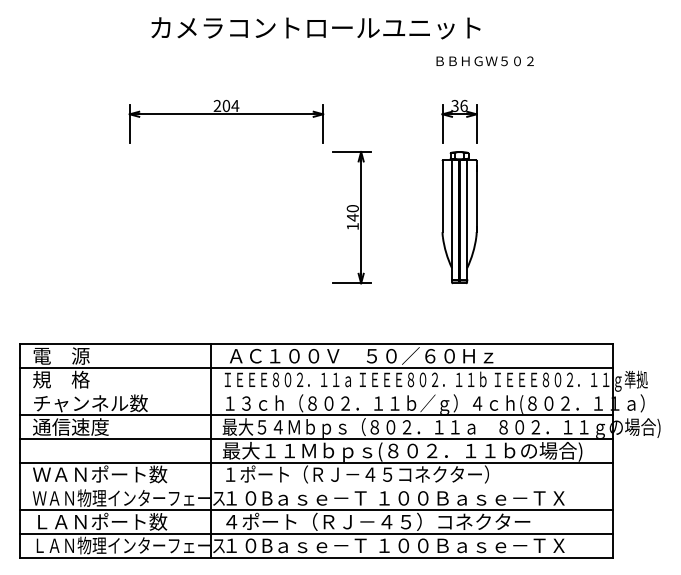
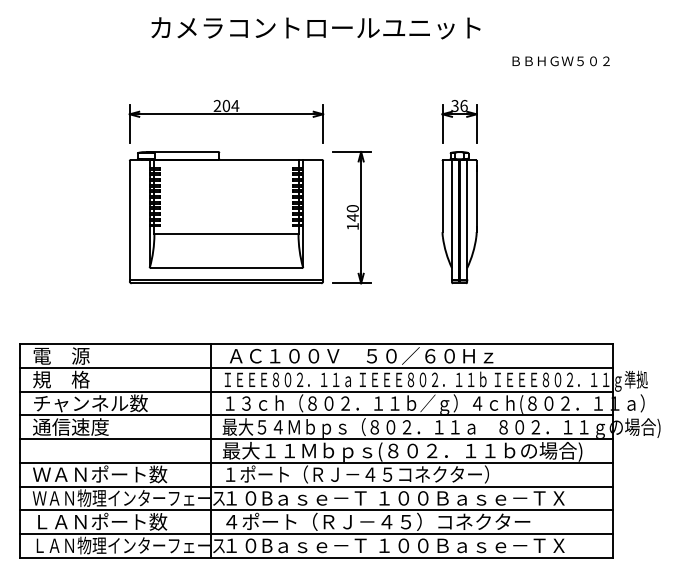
text position: (484, 61) -> (560, 61) (560, 61)
part: none -> present (226, 217)
line: none -> present (316, 391)
line: none -> present (316, 486)
